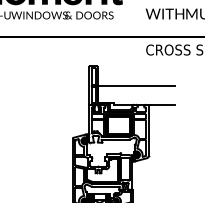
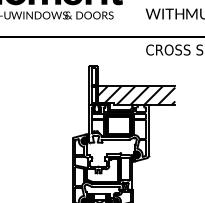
hatch: none -> present (136, 95)
